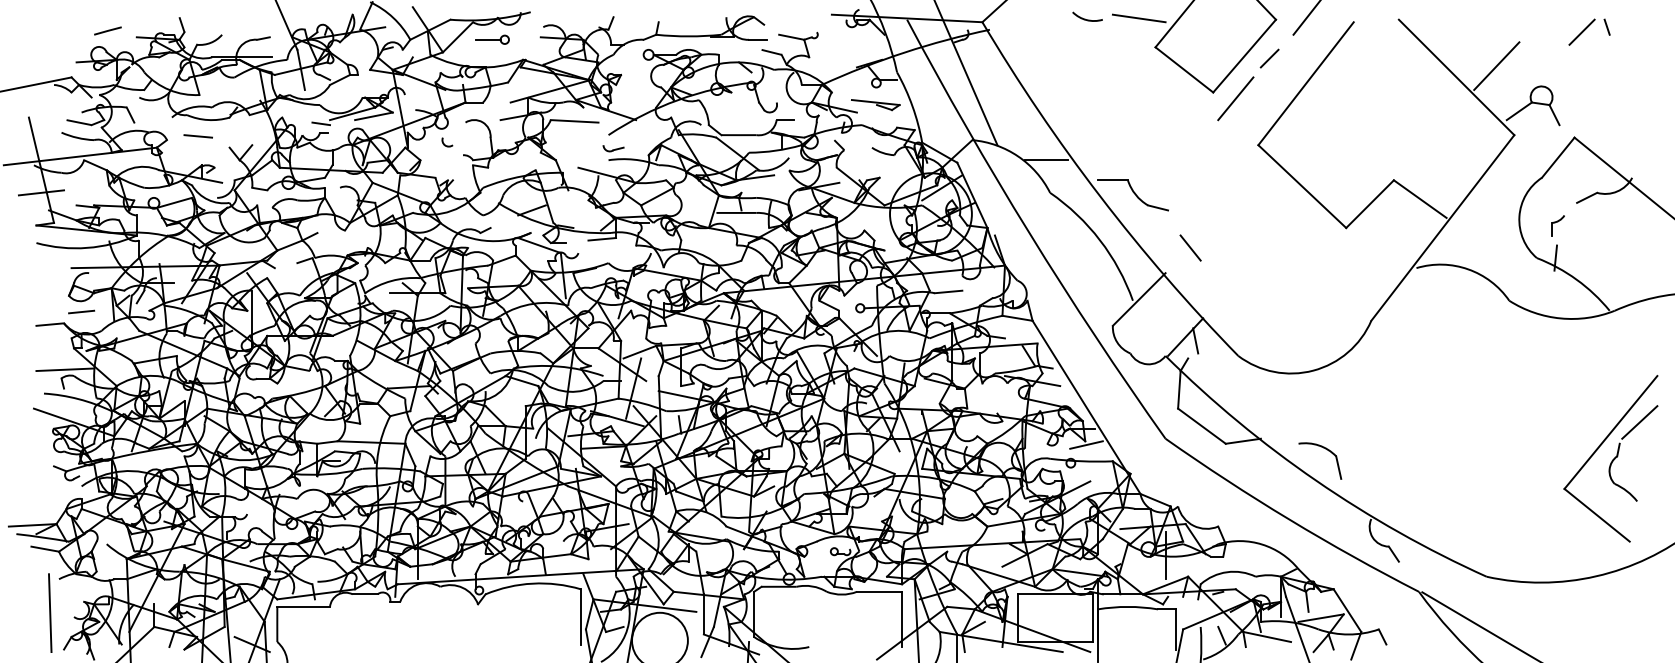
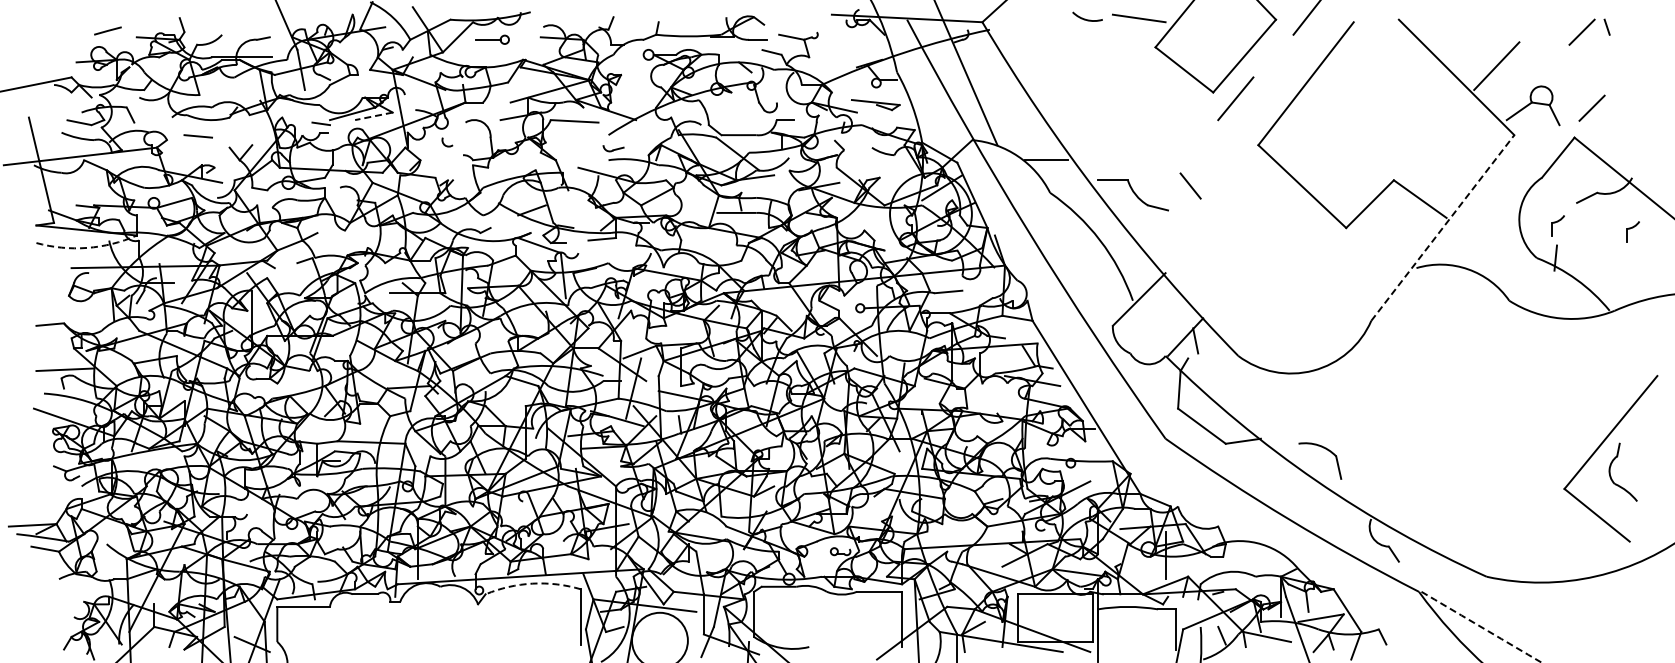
line: present -> none (1269, 58)
line: none -> present (1591, 107)
line: solid -> dashed (373, 116)
line: present -> none (41, 192)
line: solid -> dashed (1443, 227)
part: none -> present (1632, 231)
arc: solid -> dashed (87, 247)
line position: (1190, 247) -> (1190, 185) (1190, 185)
line: present -> none (81, 311)
line: present -> none (1639, 422)
line: present -> none (1086, 444)
arc: solid -> dashed (532, 583)
line: present -> none (50, 612)
arc: solid -> dashed (1481, 627)
